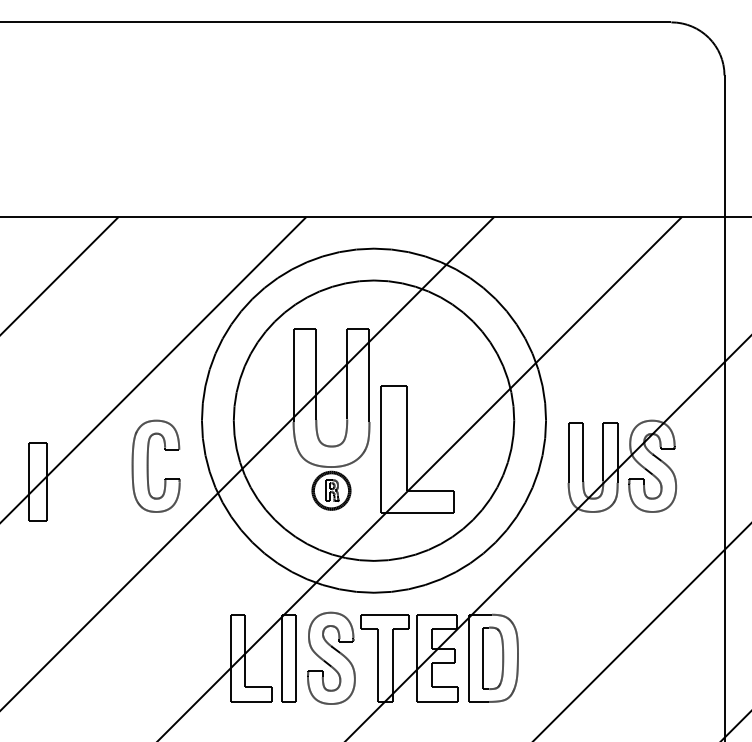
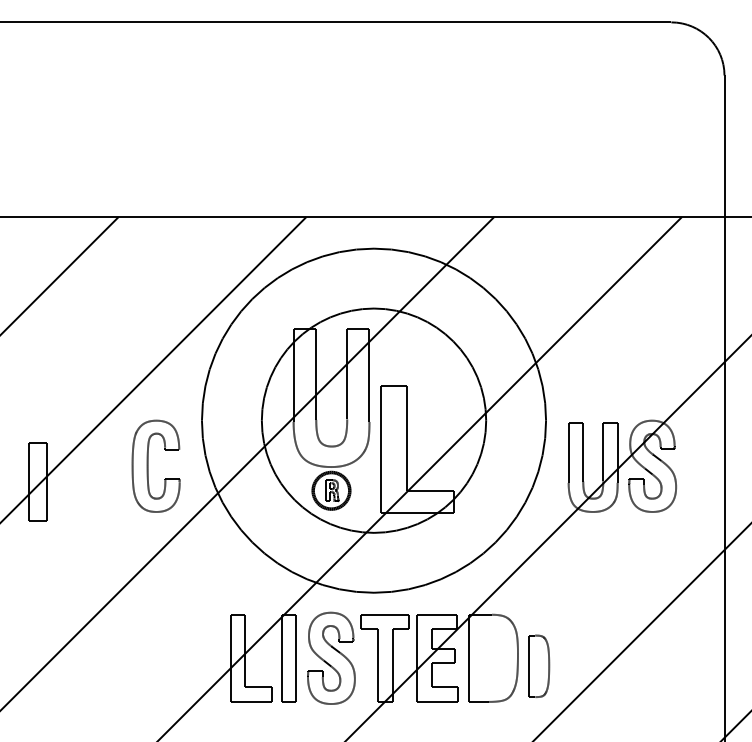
circle diameter: 280 px -> 224 px (373, 420)
part position: (493, 657) -> (539, 665) (539, 665)
